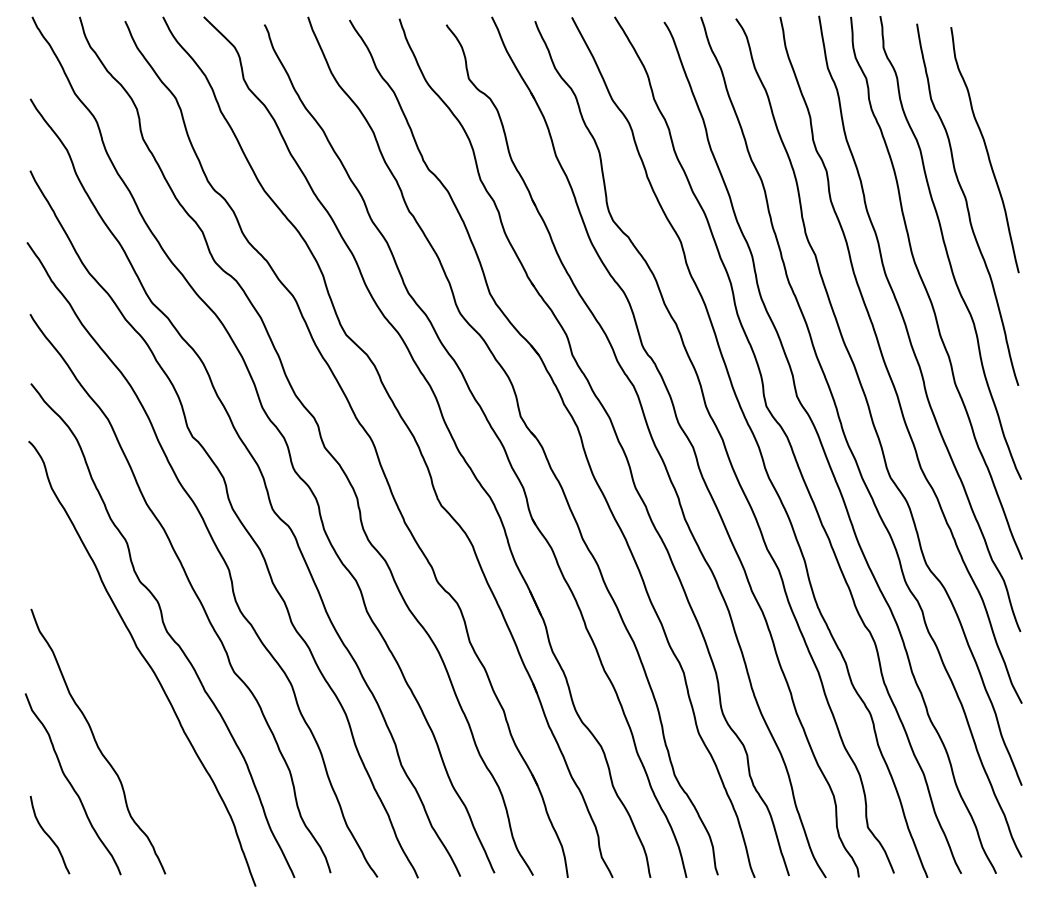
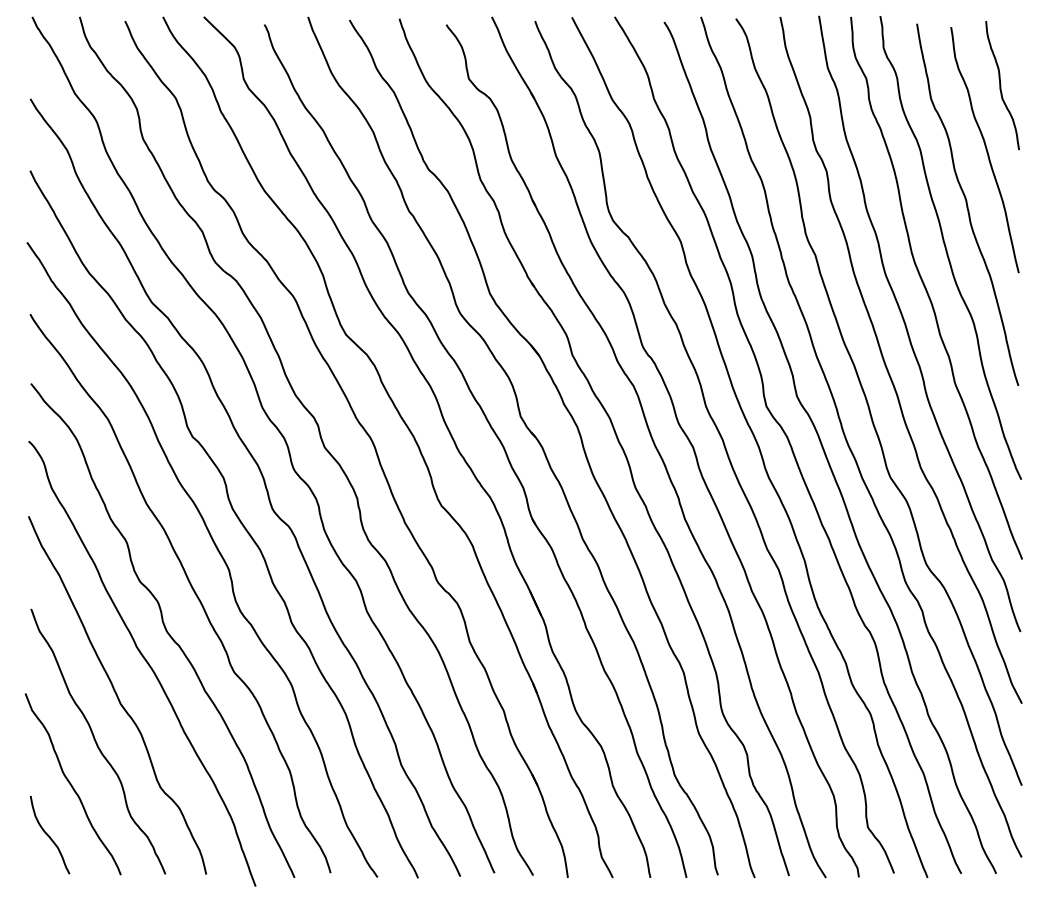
curve: none -> present (1001, 85)
curve: none -> present (117, 695)
